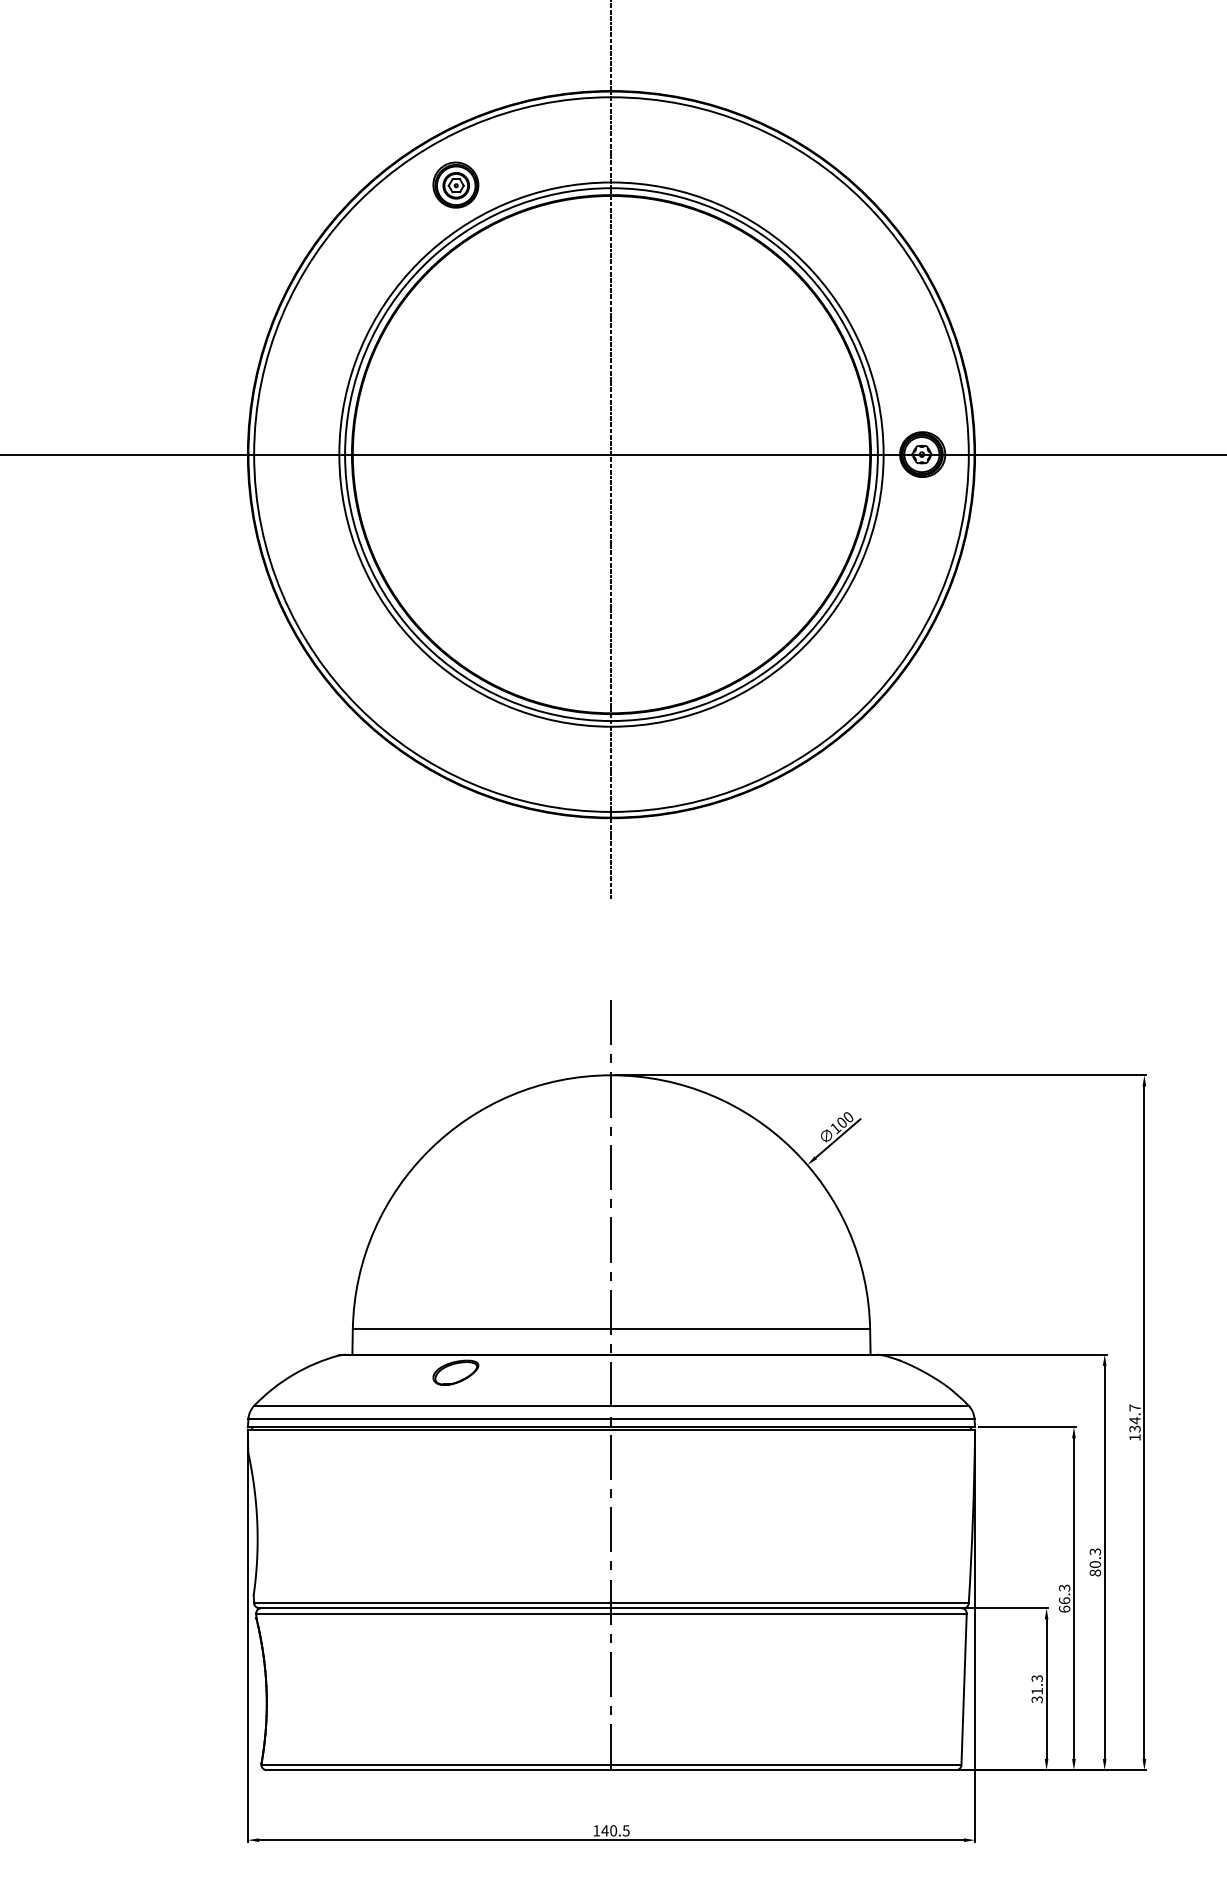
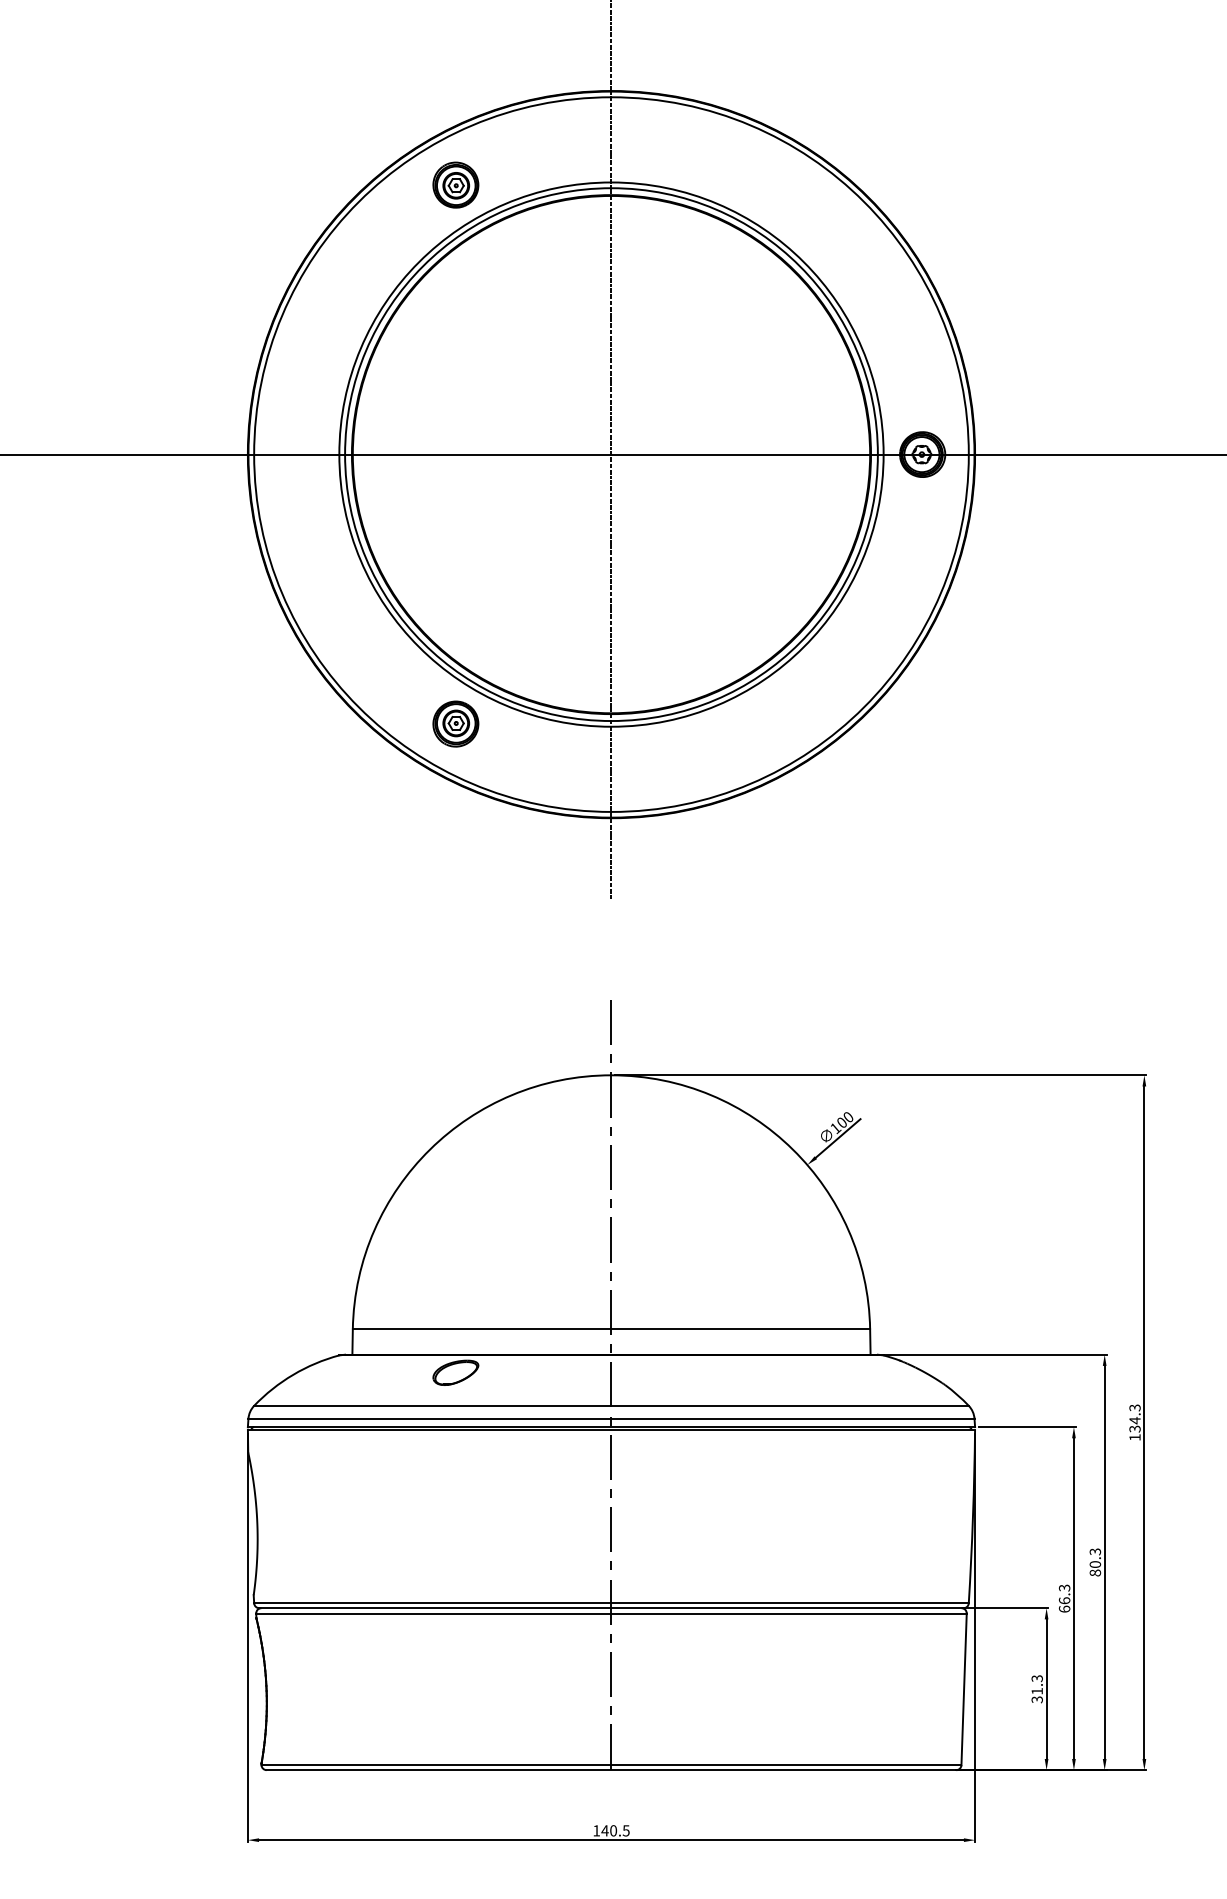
part: none -> present (455, 723)
text: 134.7 -> 134.3 (1134, 1407)
